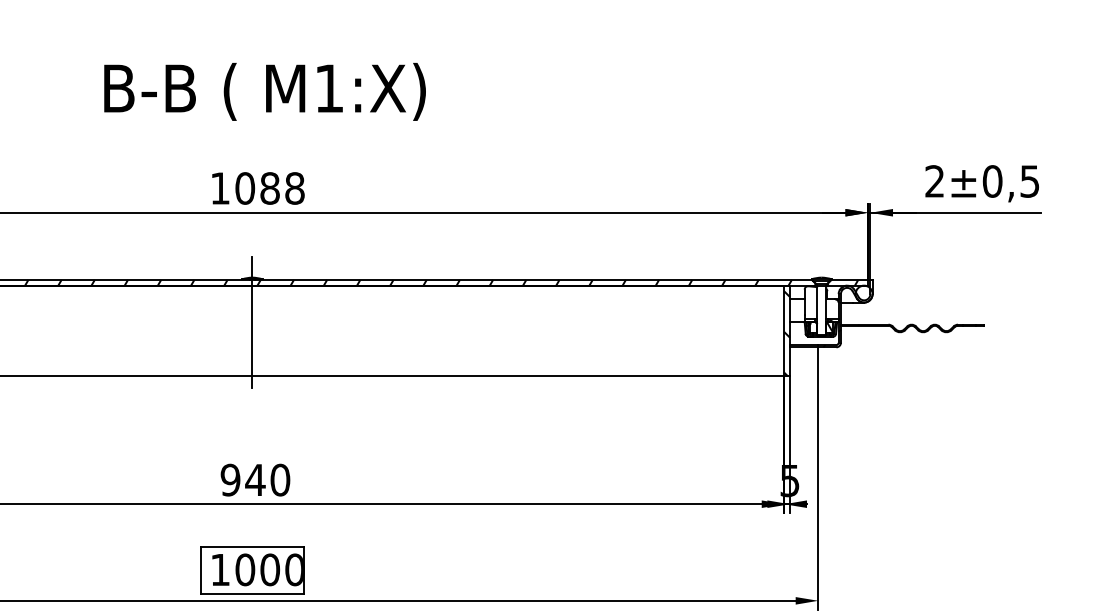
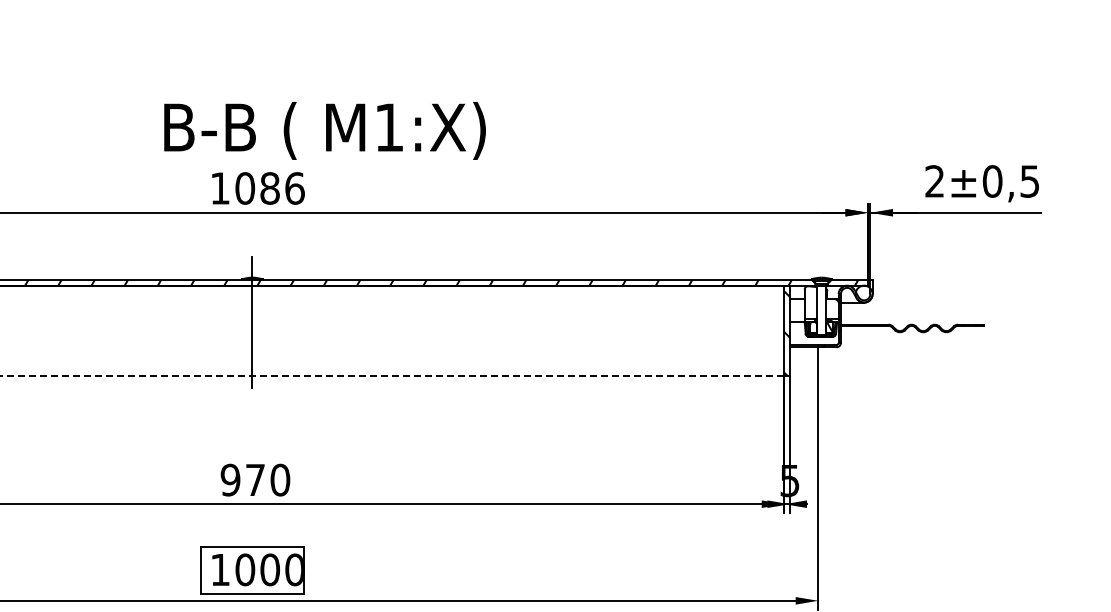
text position: (264, 91) -> (324, 130) (324, 130)
text: 1088 -> 1086 (294, 188)
line: solid -> dashed (392, 376)
text: 940 -> 970 (255, 479)
